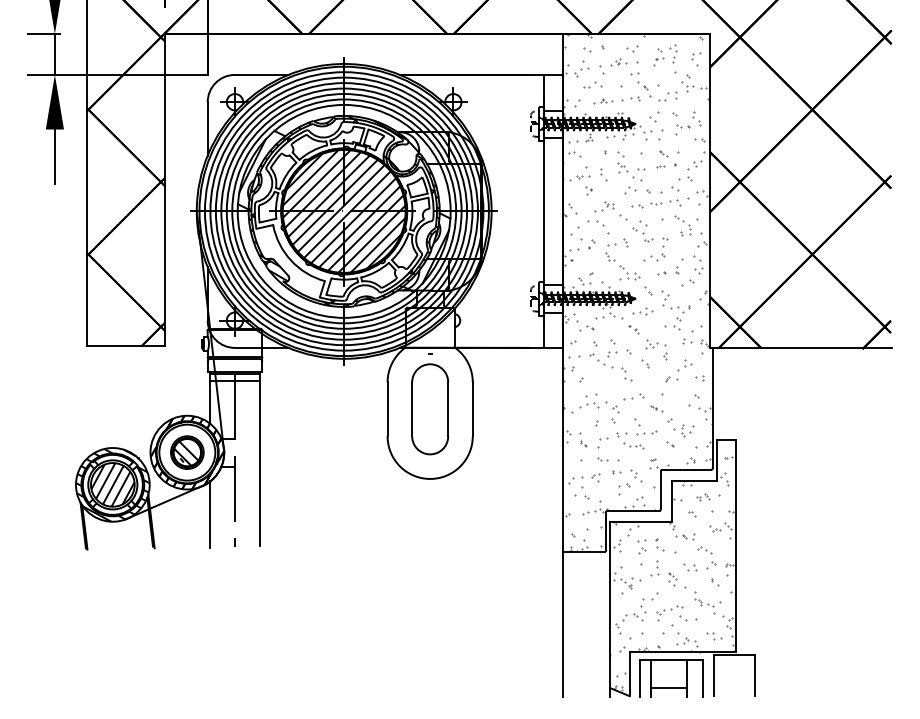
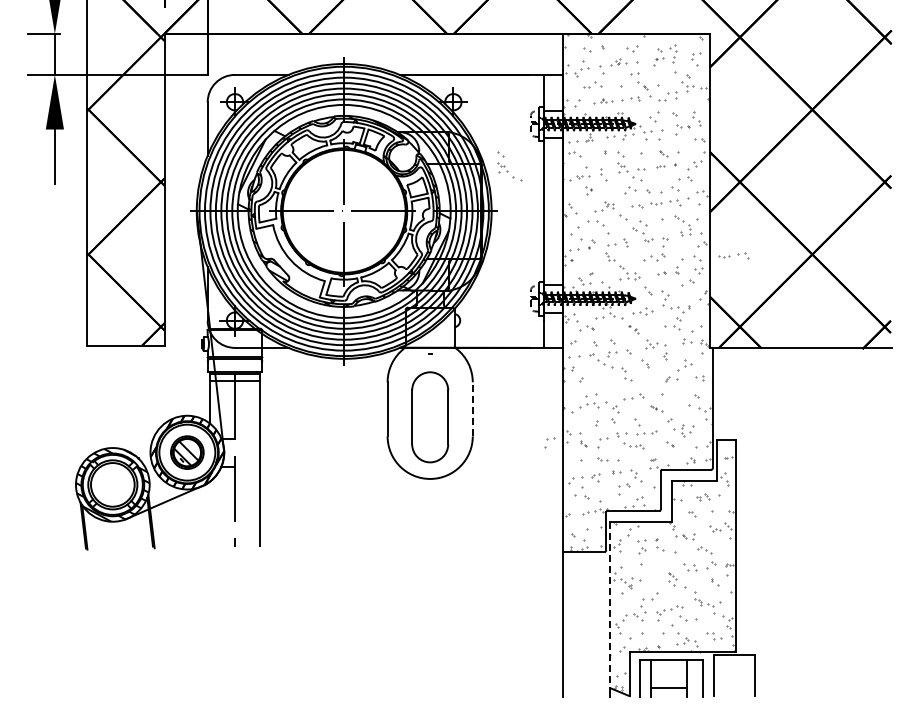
part: none -> present (509, 166)
hatch: present -> none (344, 211)
part: none -> present (733, 255)
line: solid -> dashed (472, 408)
part position: (430, 409) -> (430, 417) (430, 417)
part: none -> present (549, 442)
hatch: present -> none (112, 484)
line: present -> none (210, 514)
part: present -> none (654, 568)
line: solid -> dashed (610, 605)
